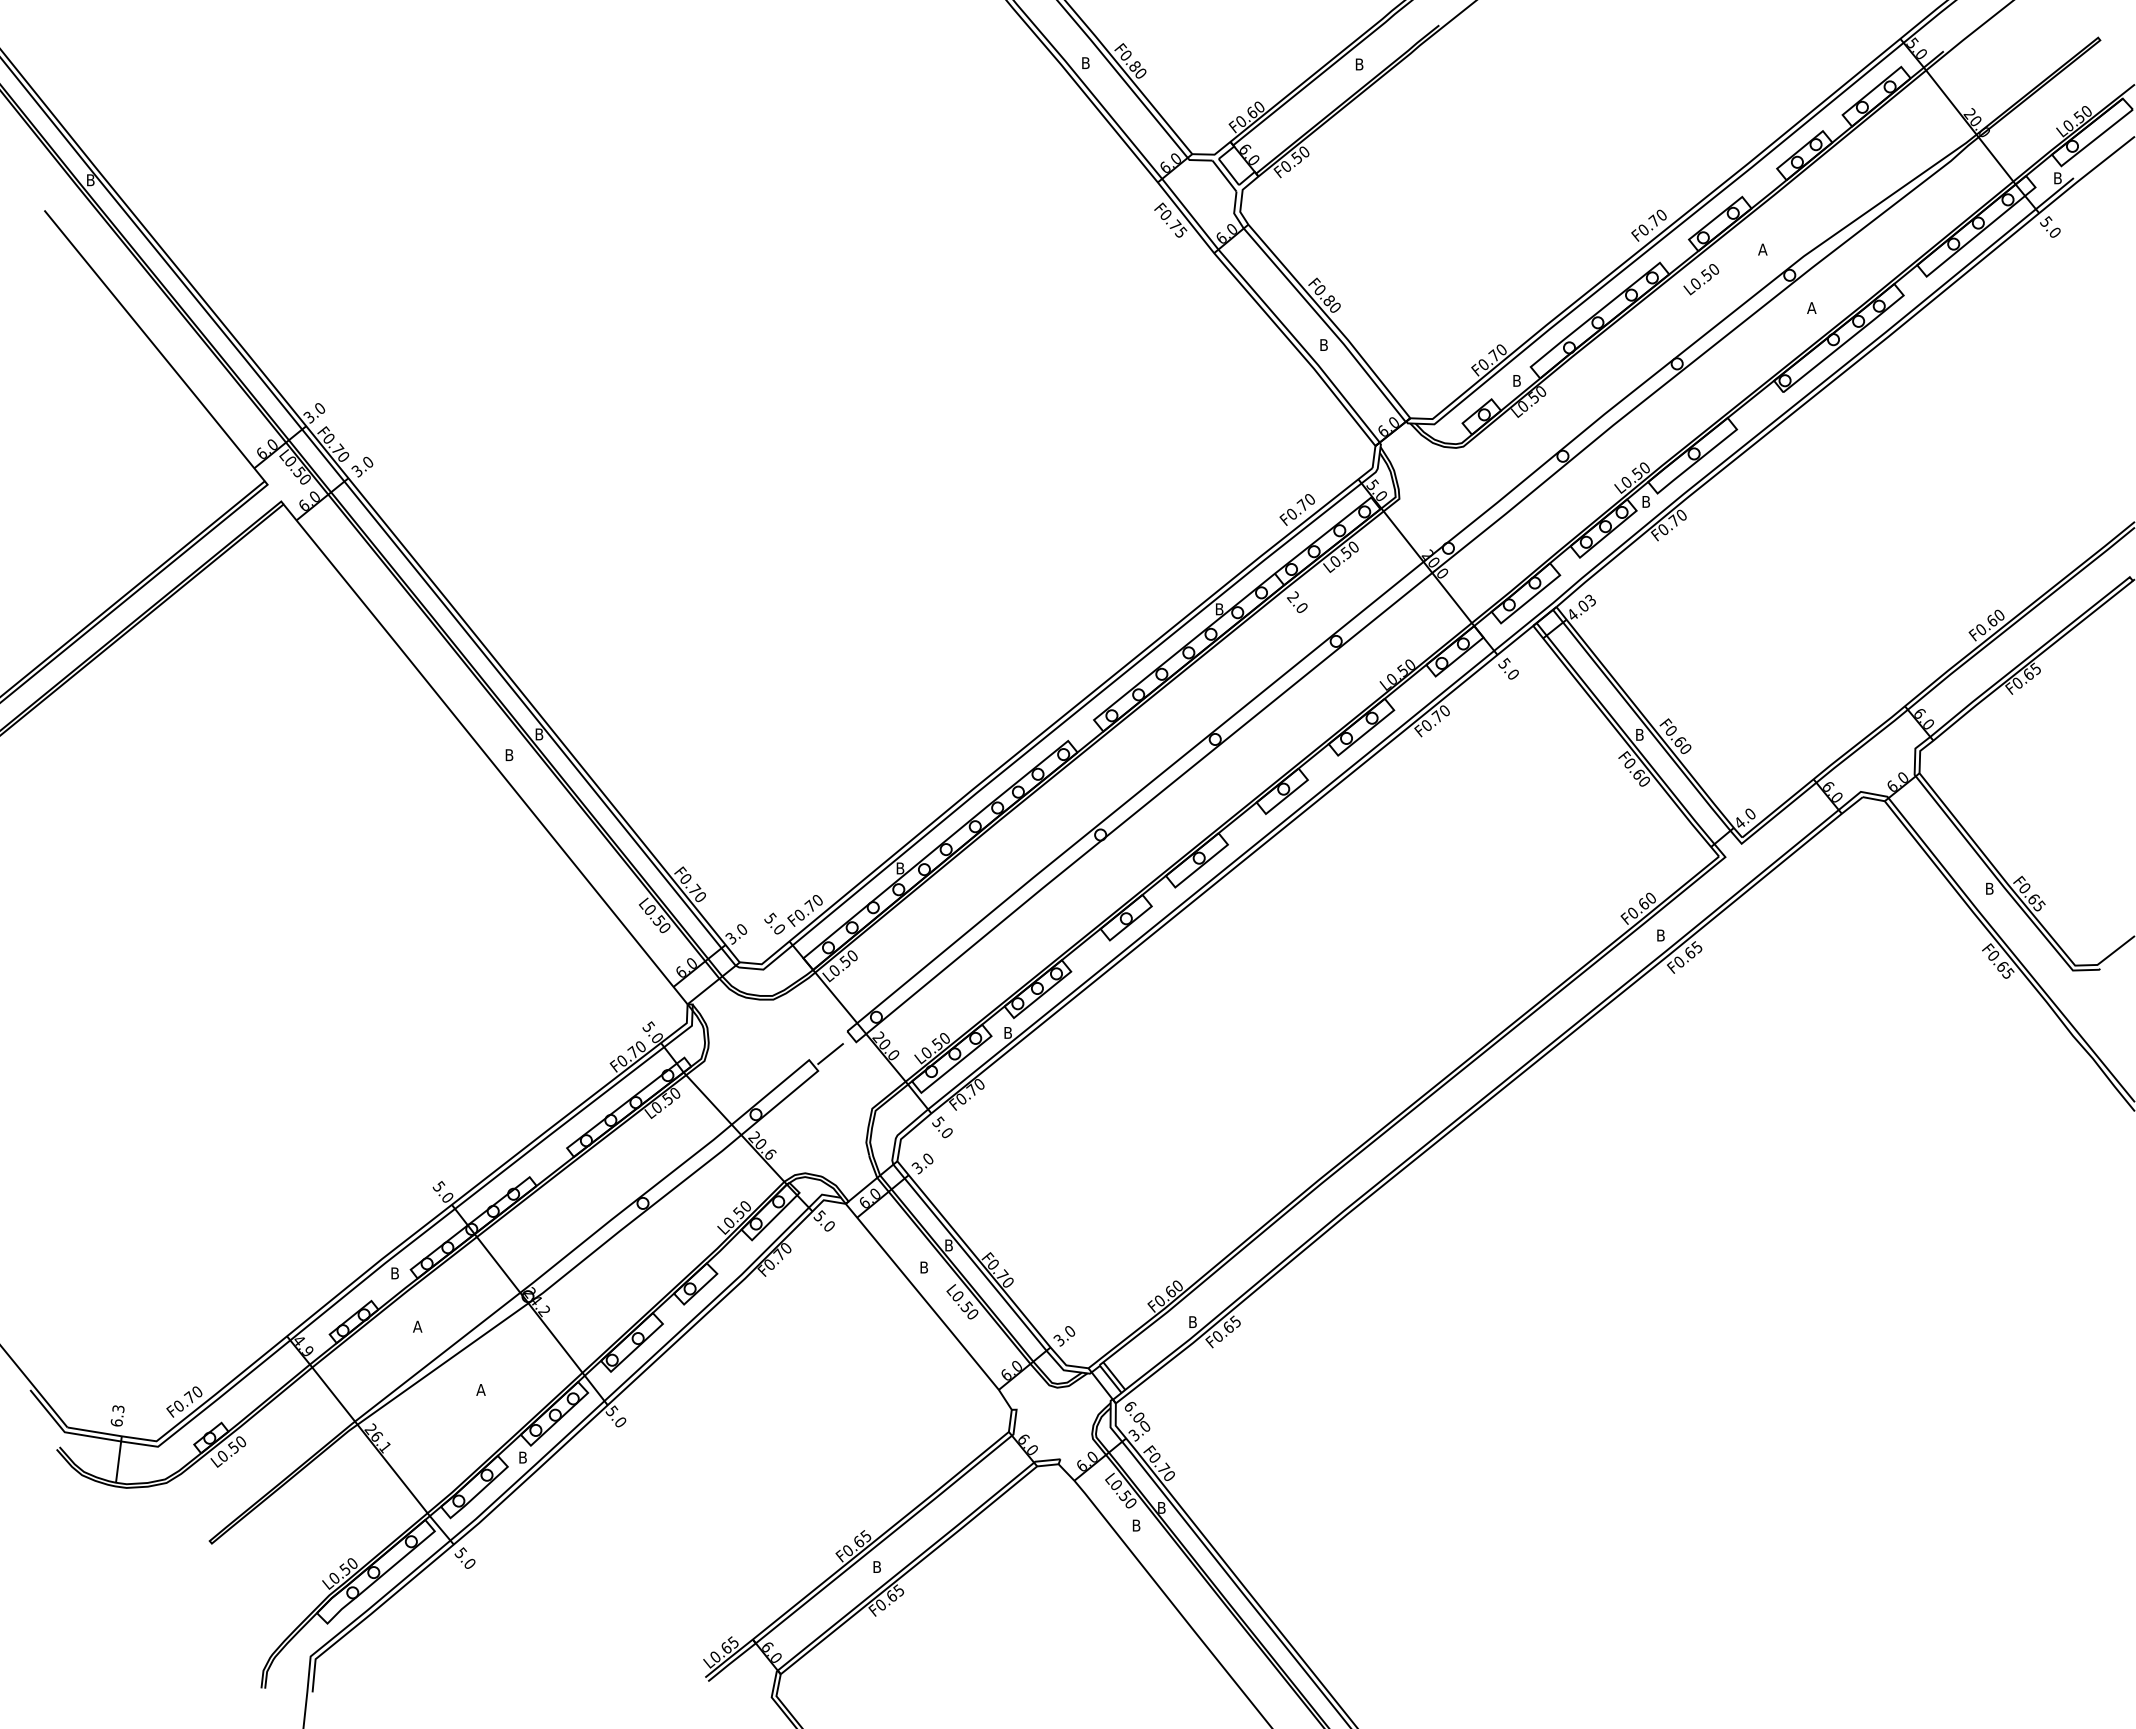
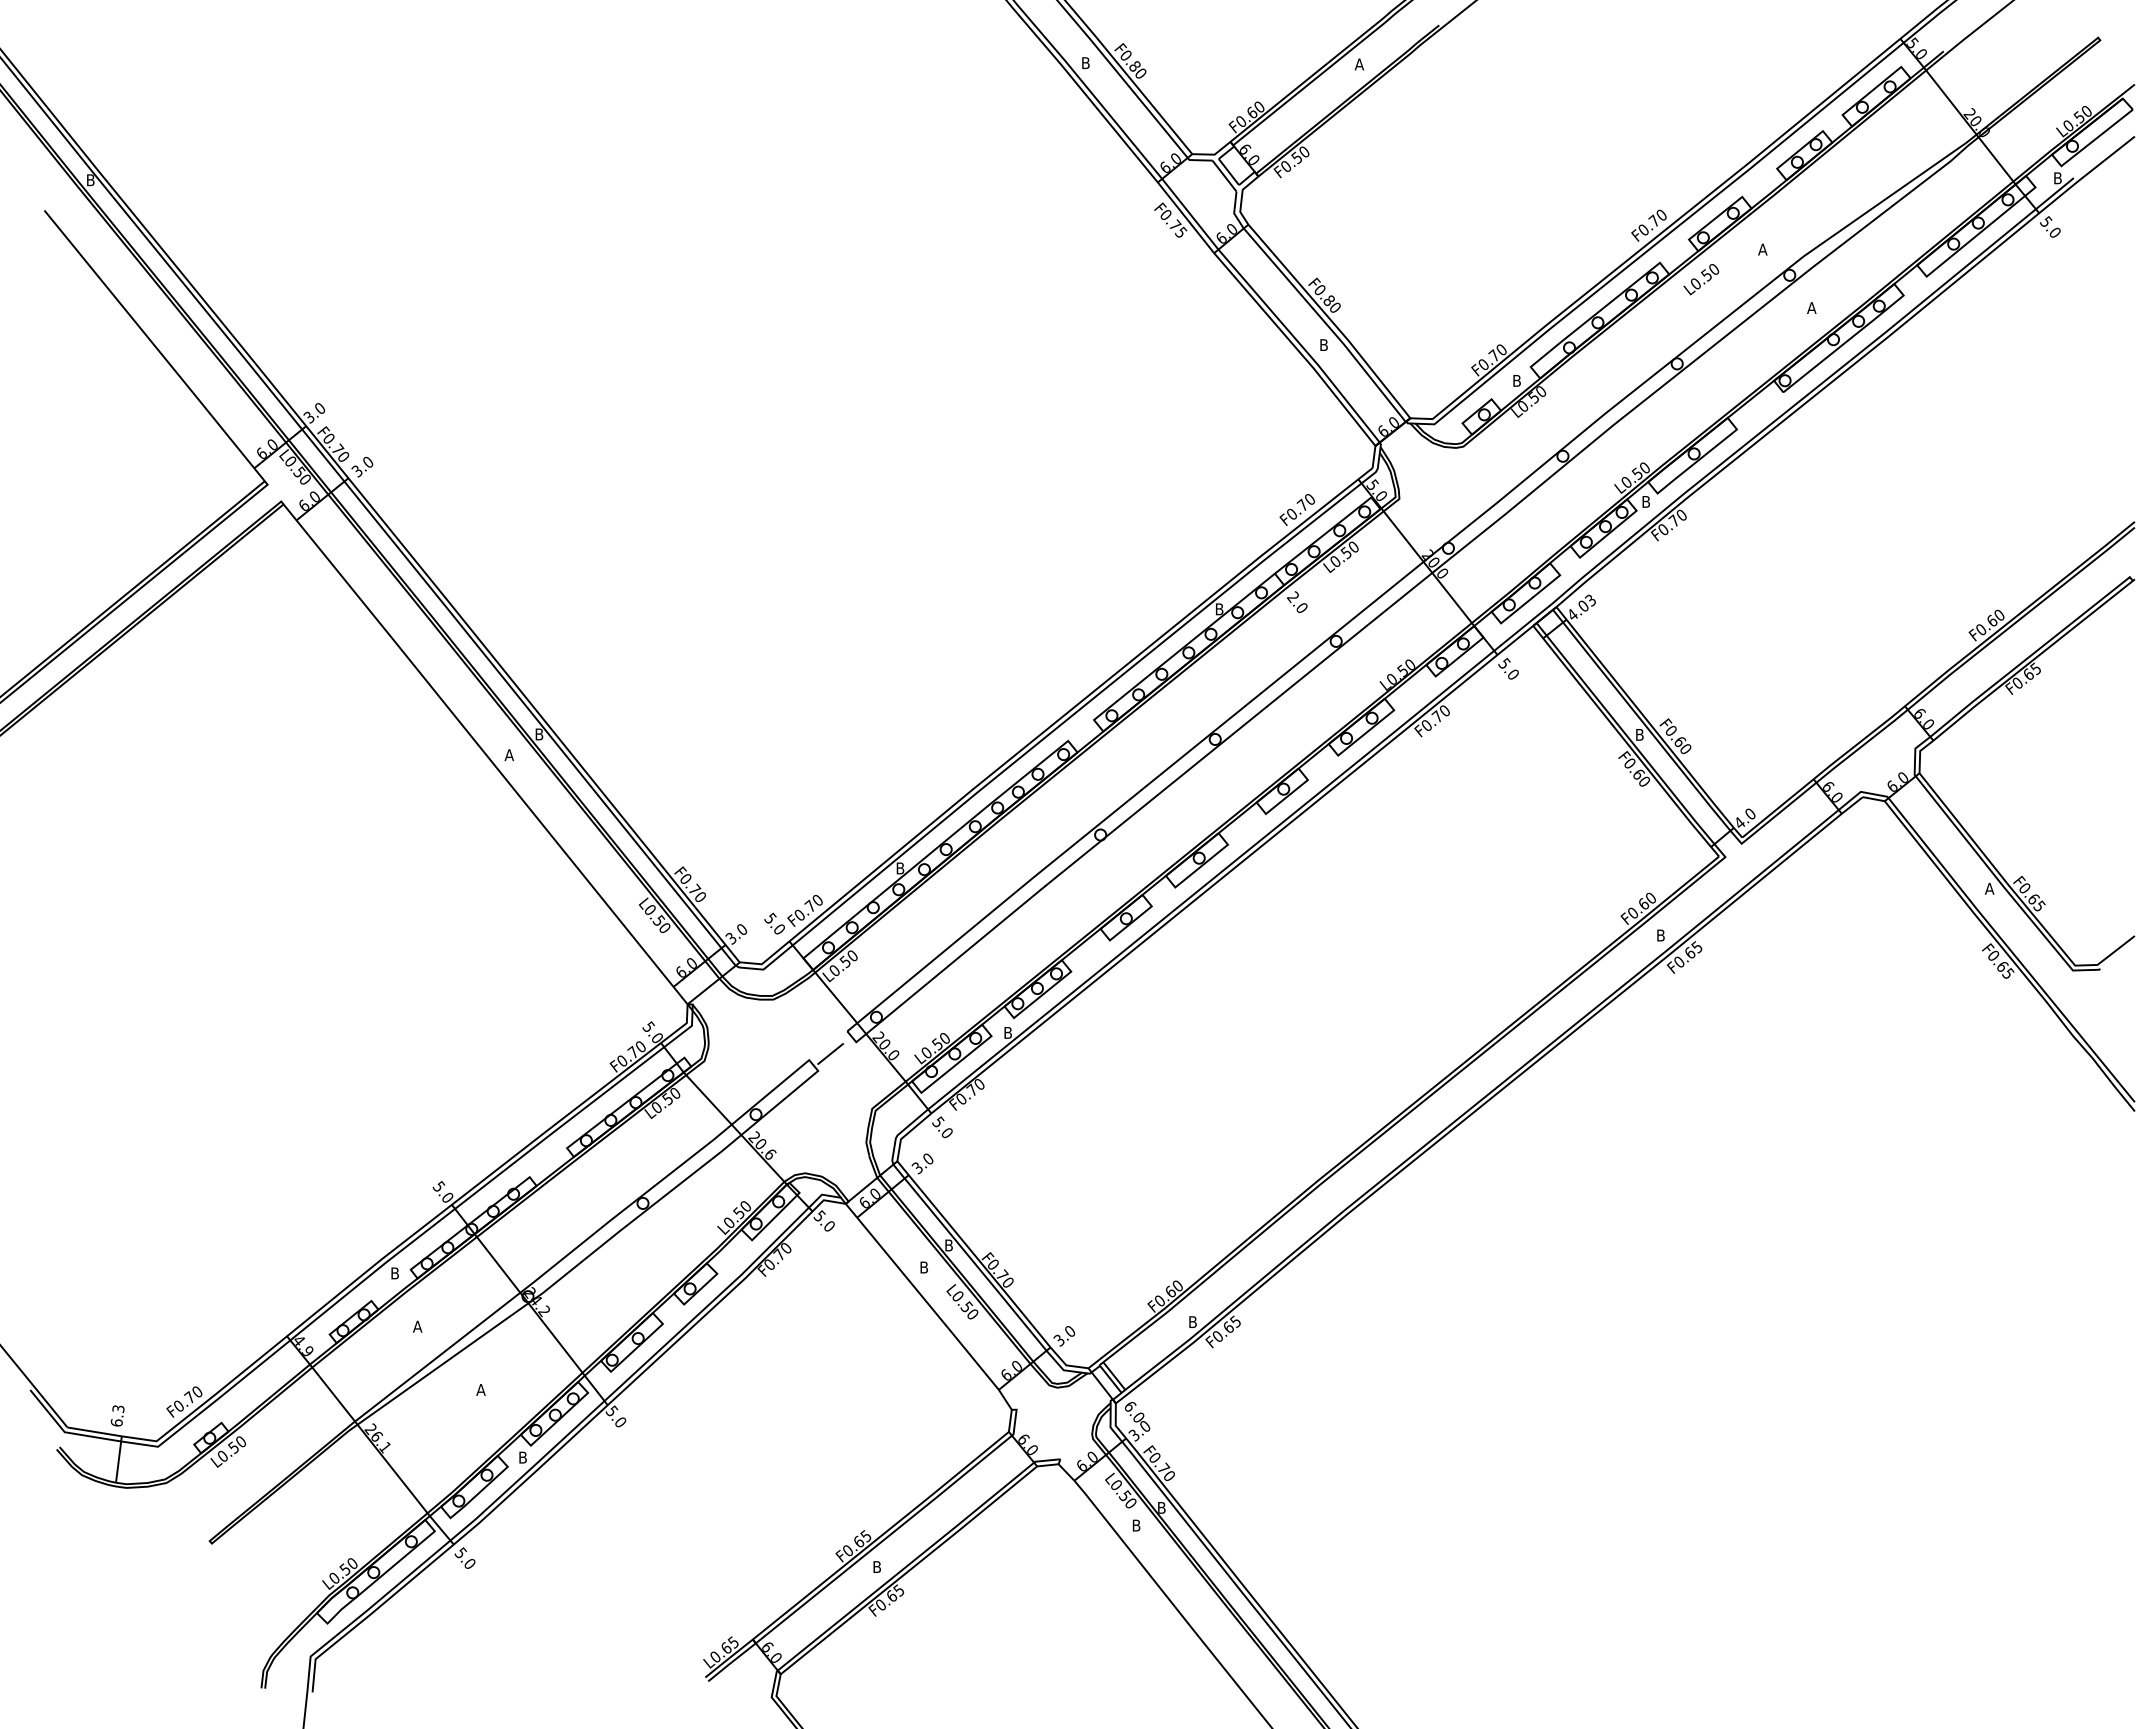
text: B -> A (1359, 64)
text: B -> A (508, 755)
text: B -> A (1989, 888)
